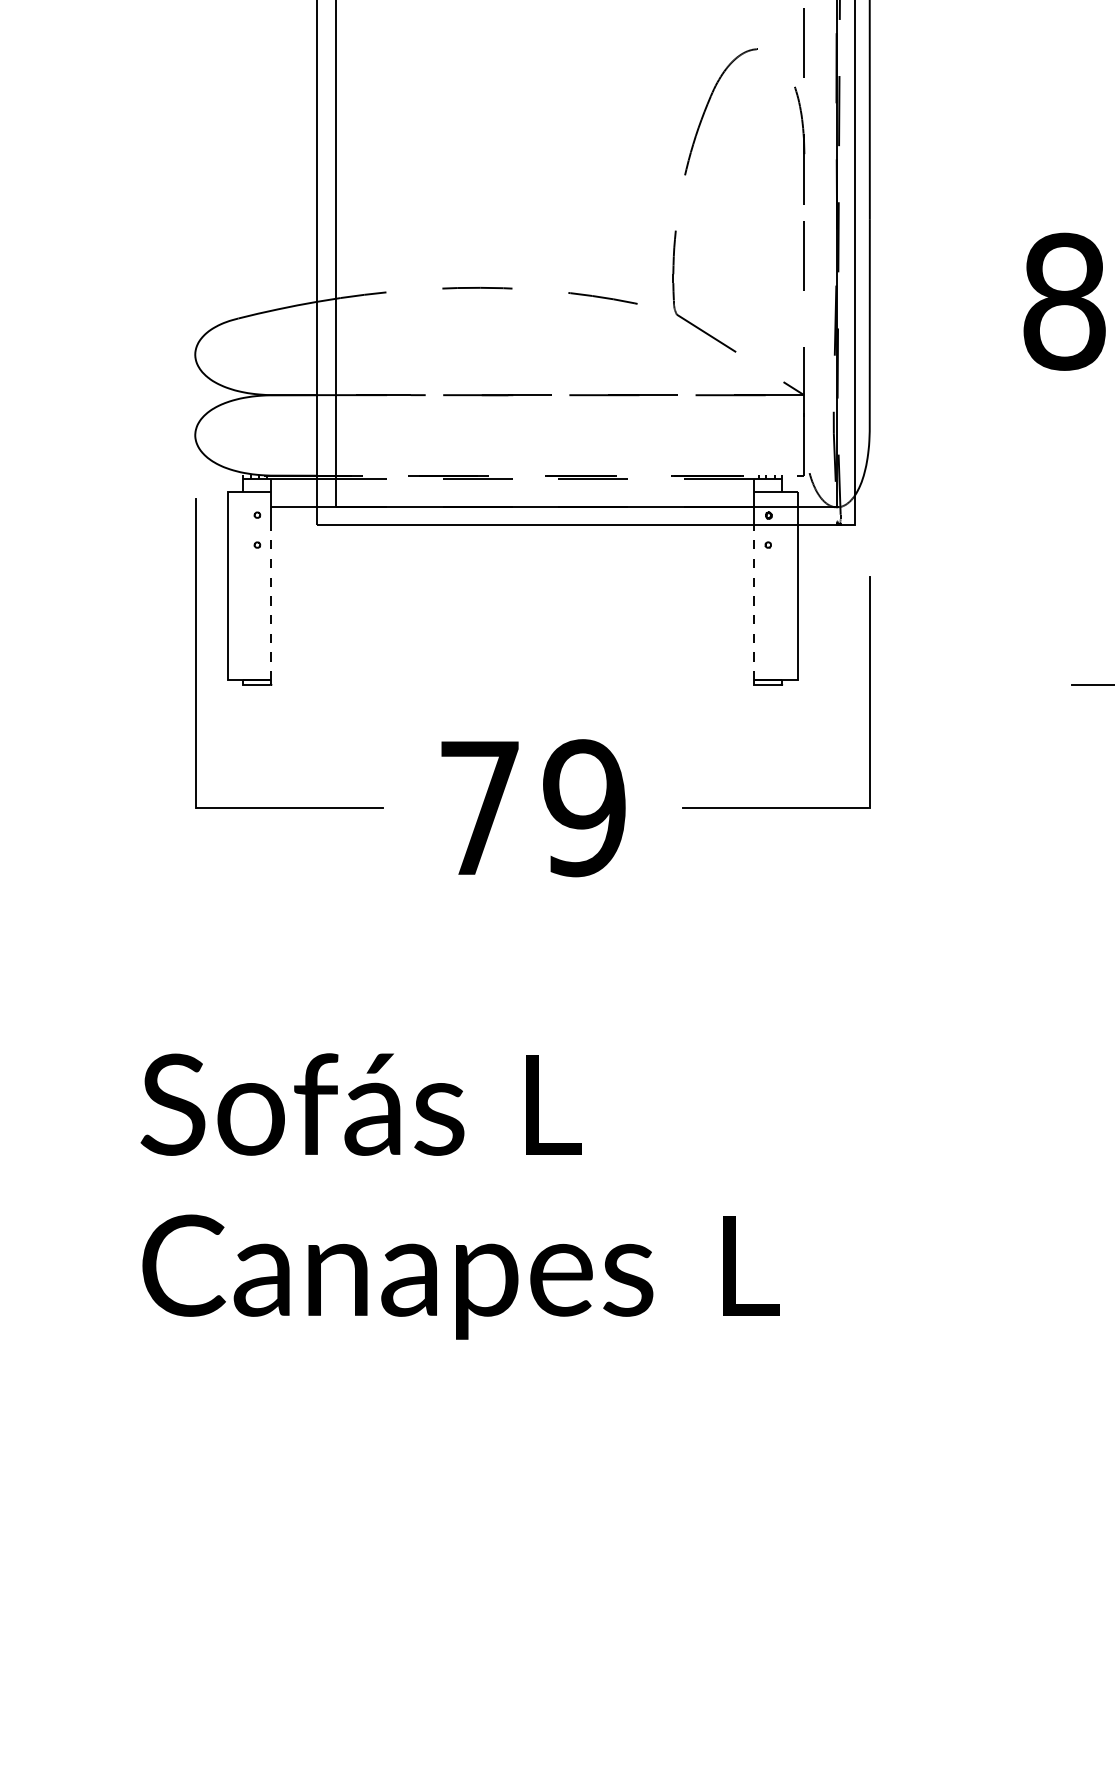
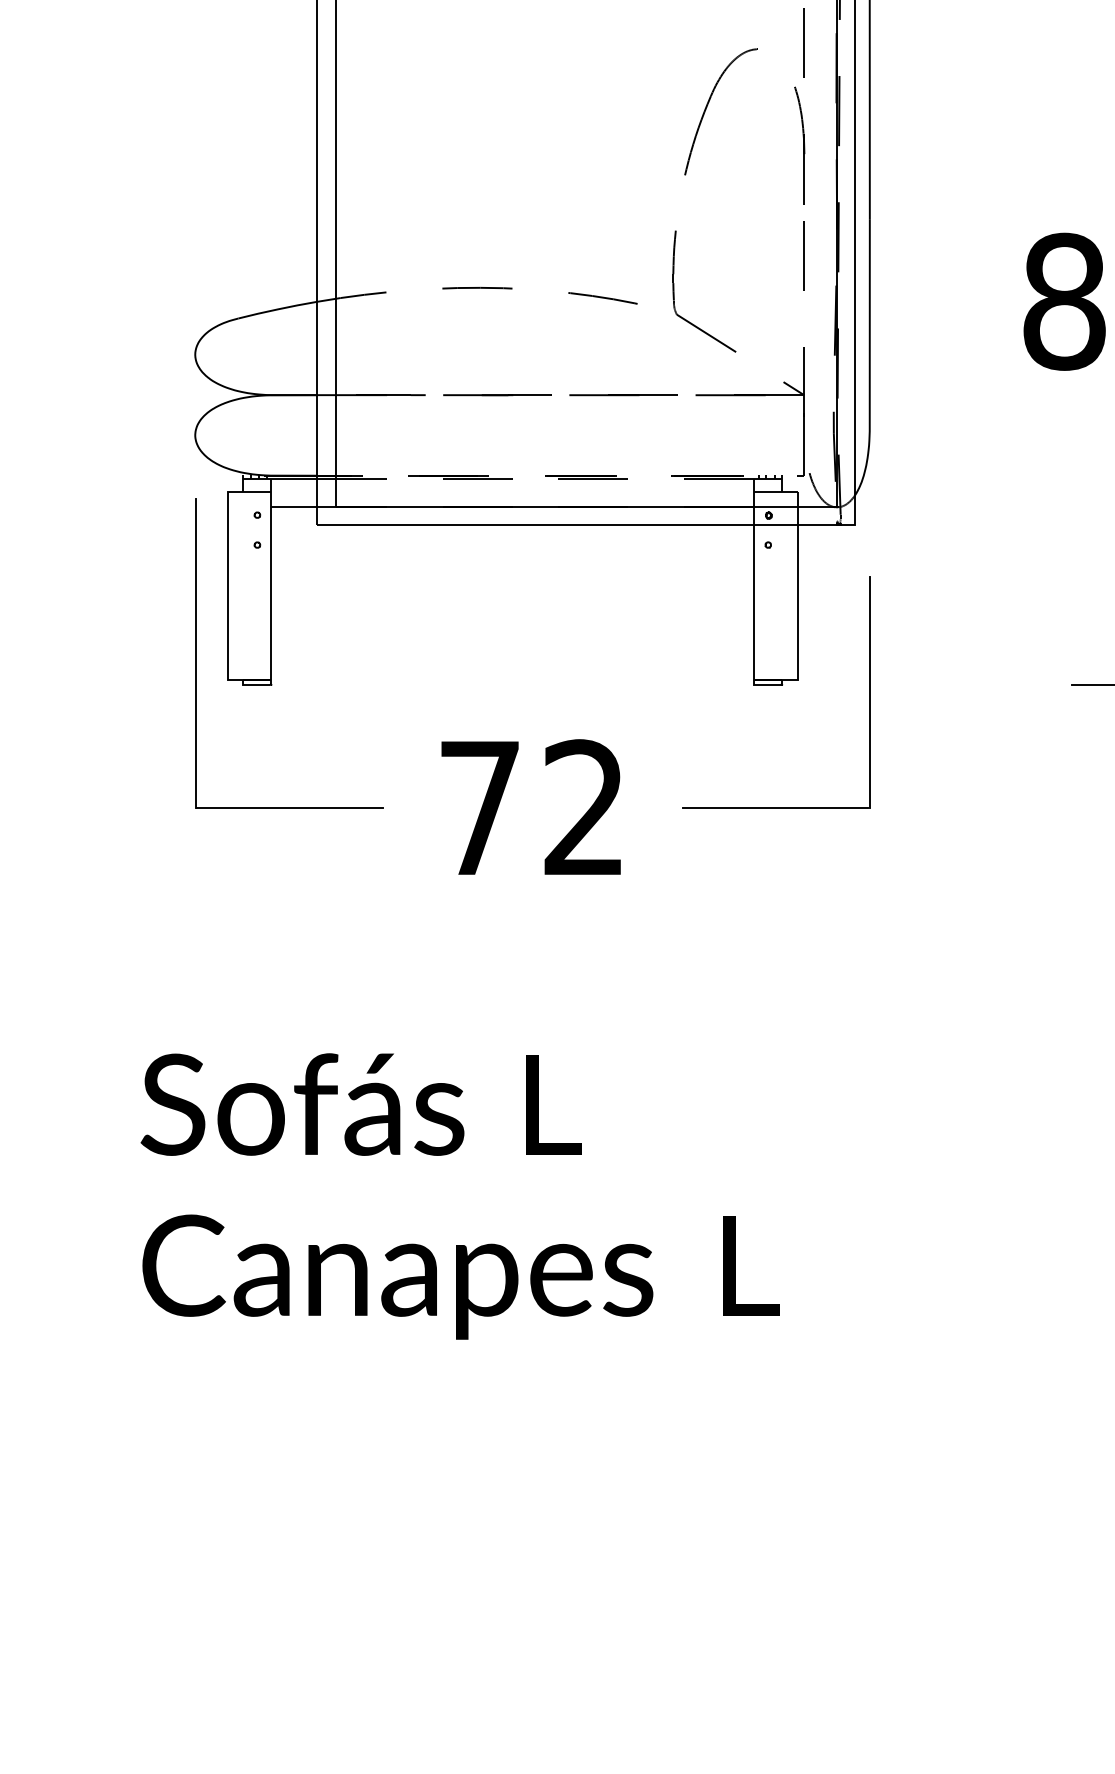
line: dashed -> solid (271, 602)
line: dashed -> solid (754, 602)
text: 79 -> 72 (584, 808)
